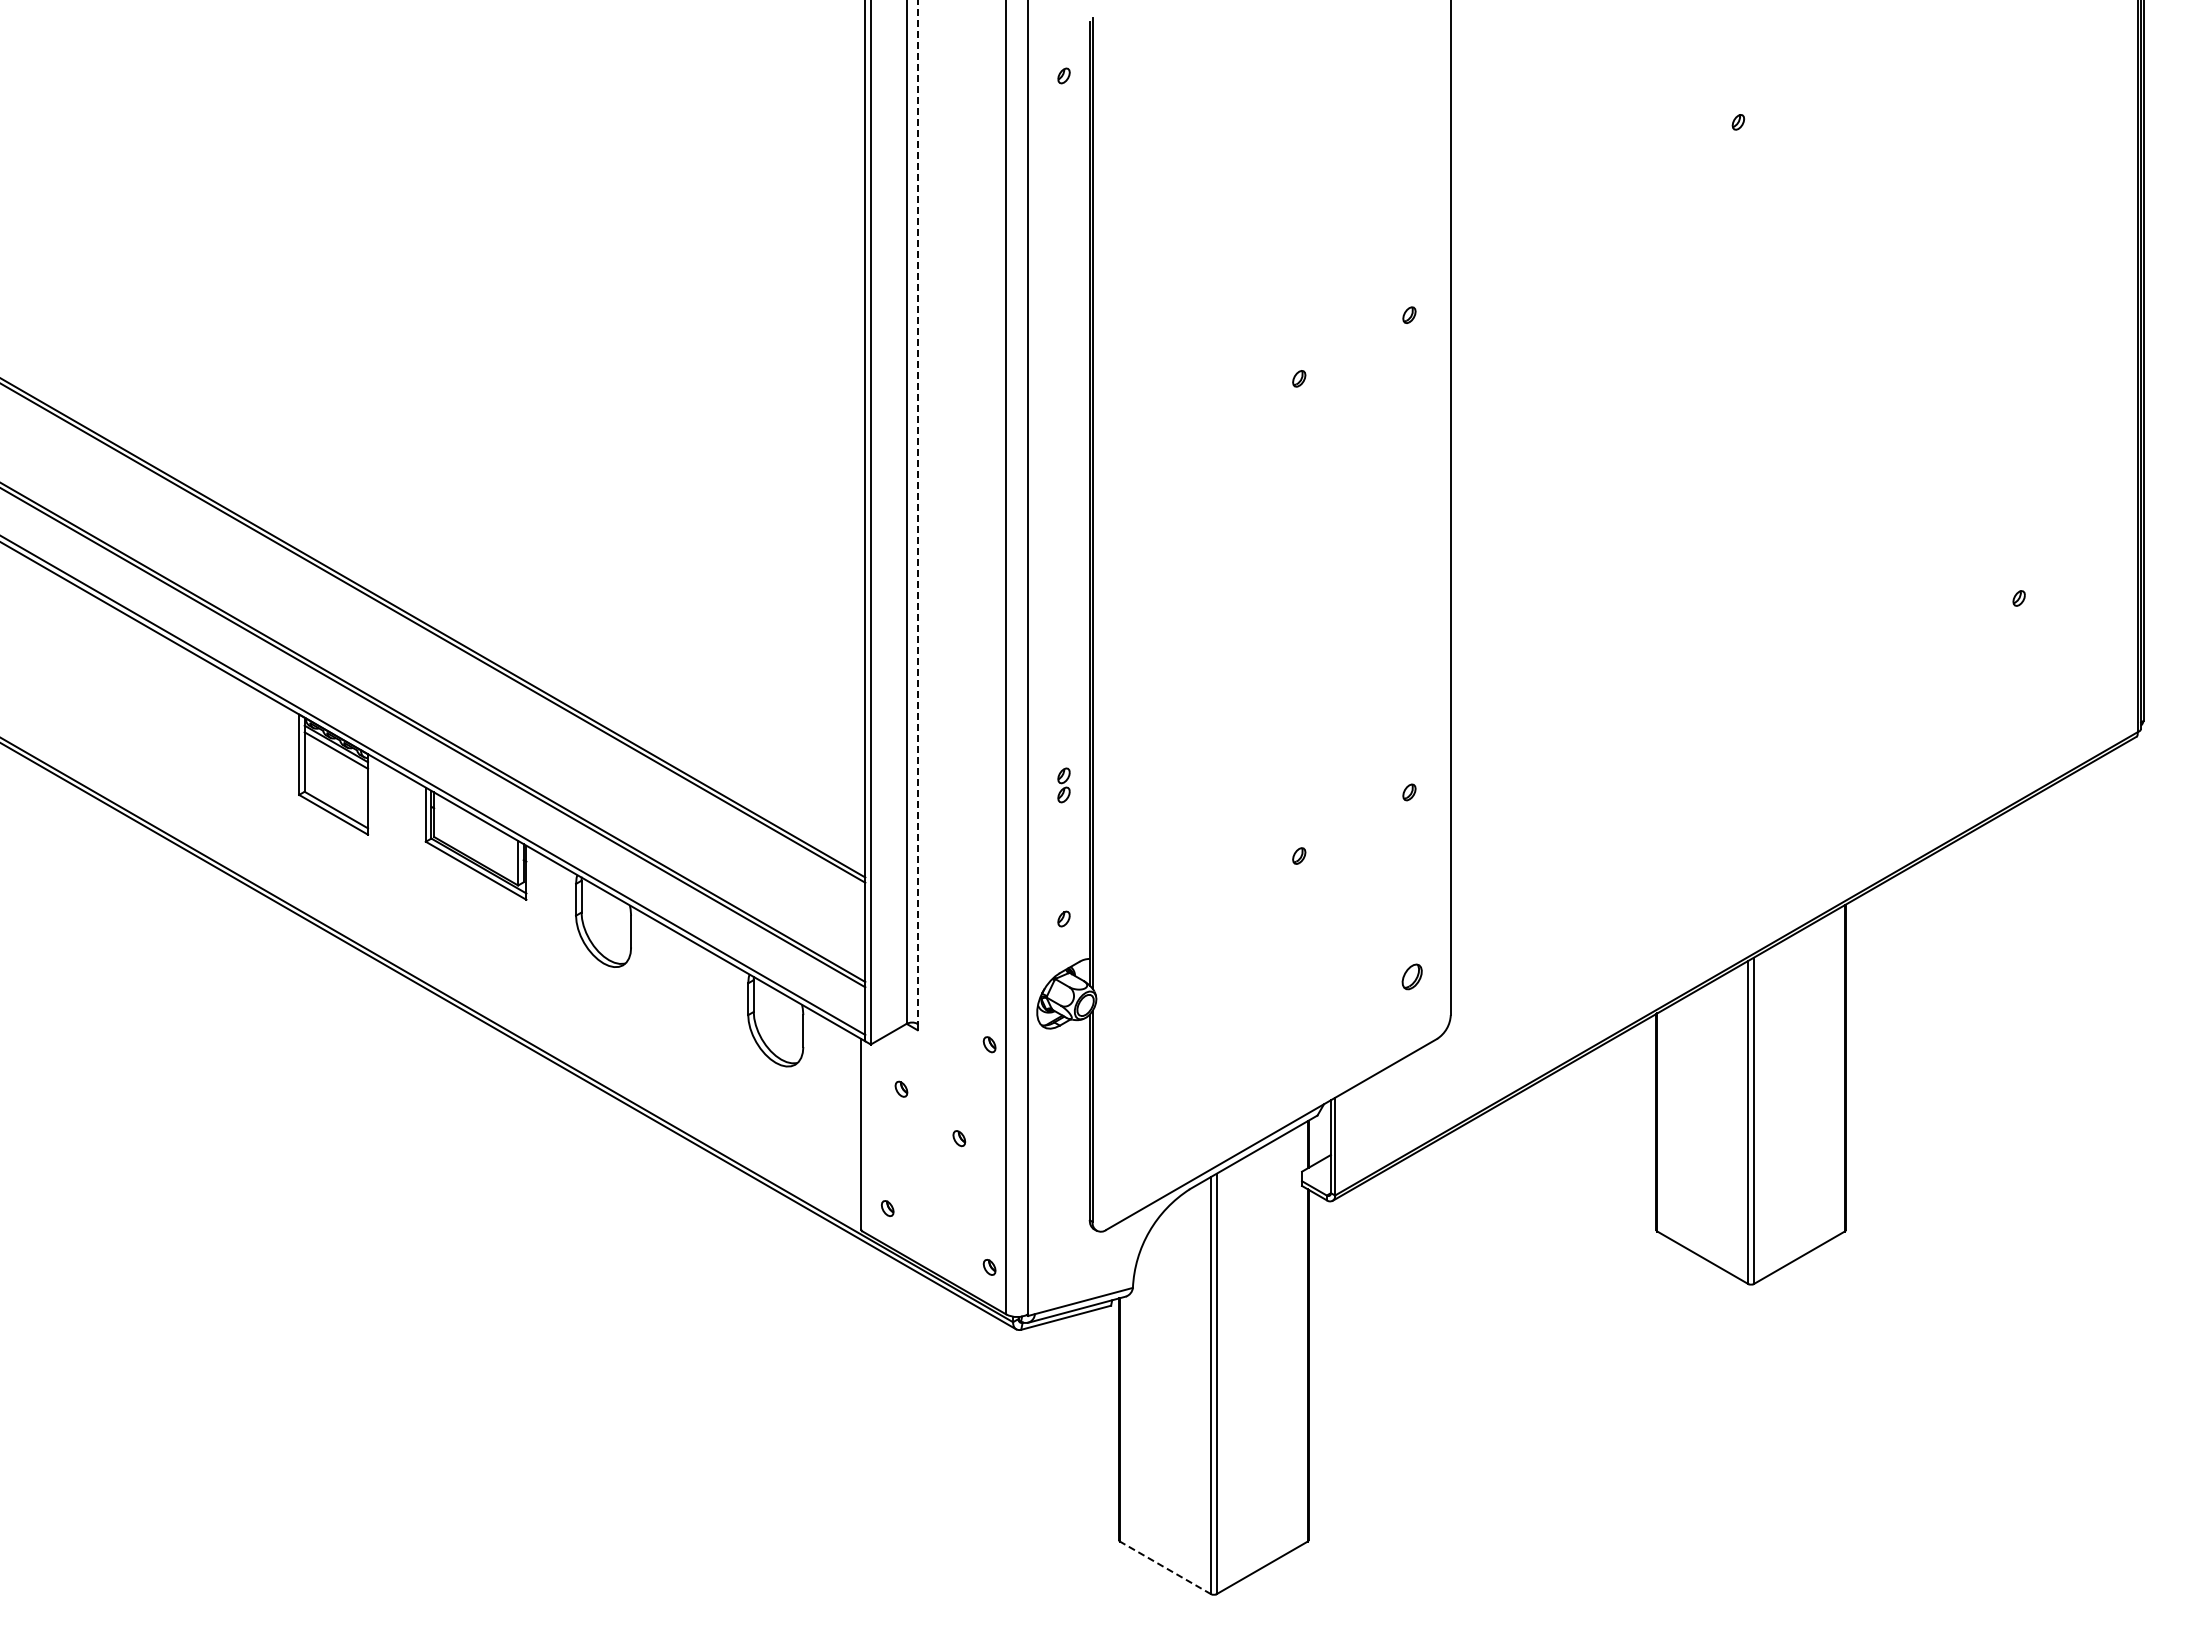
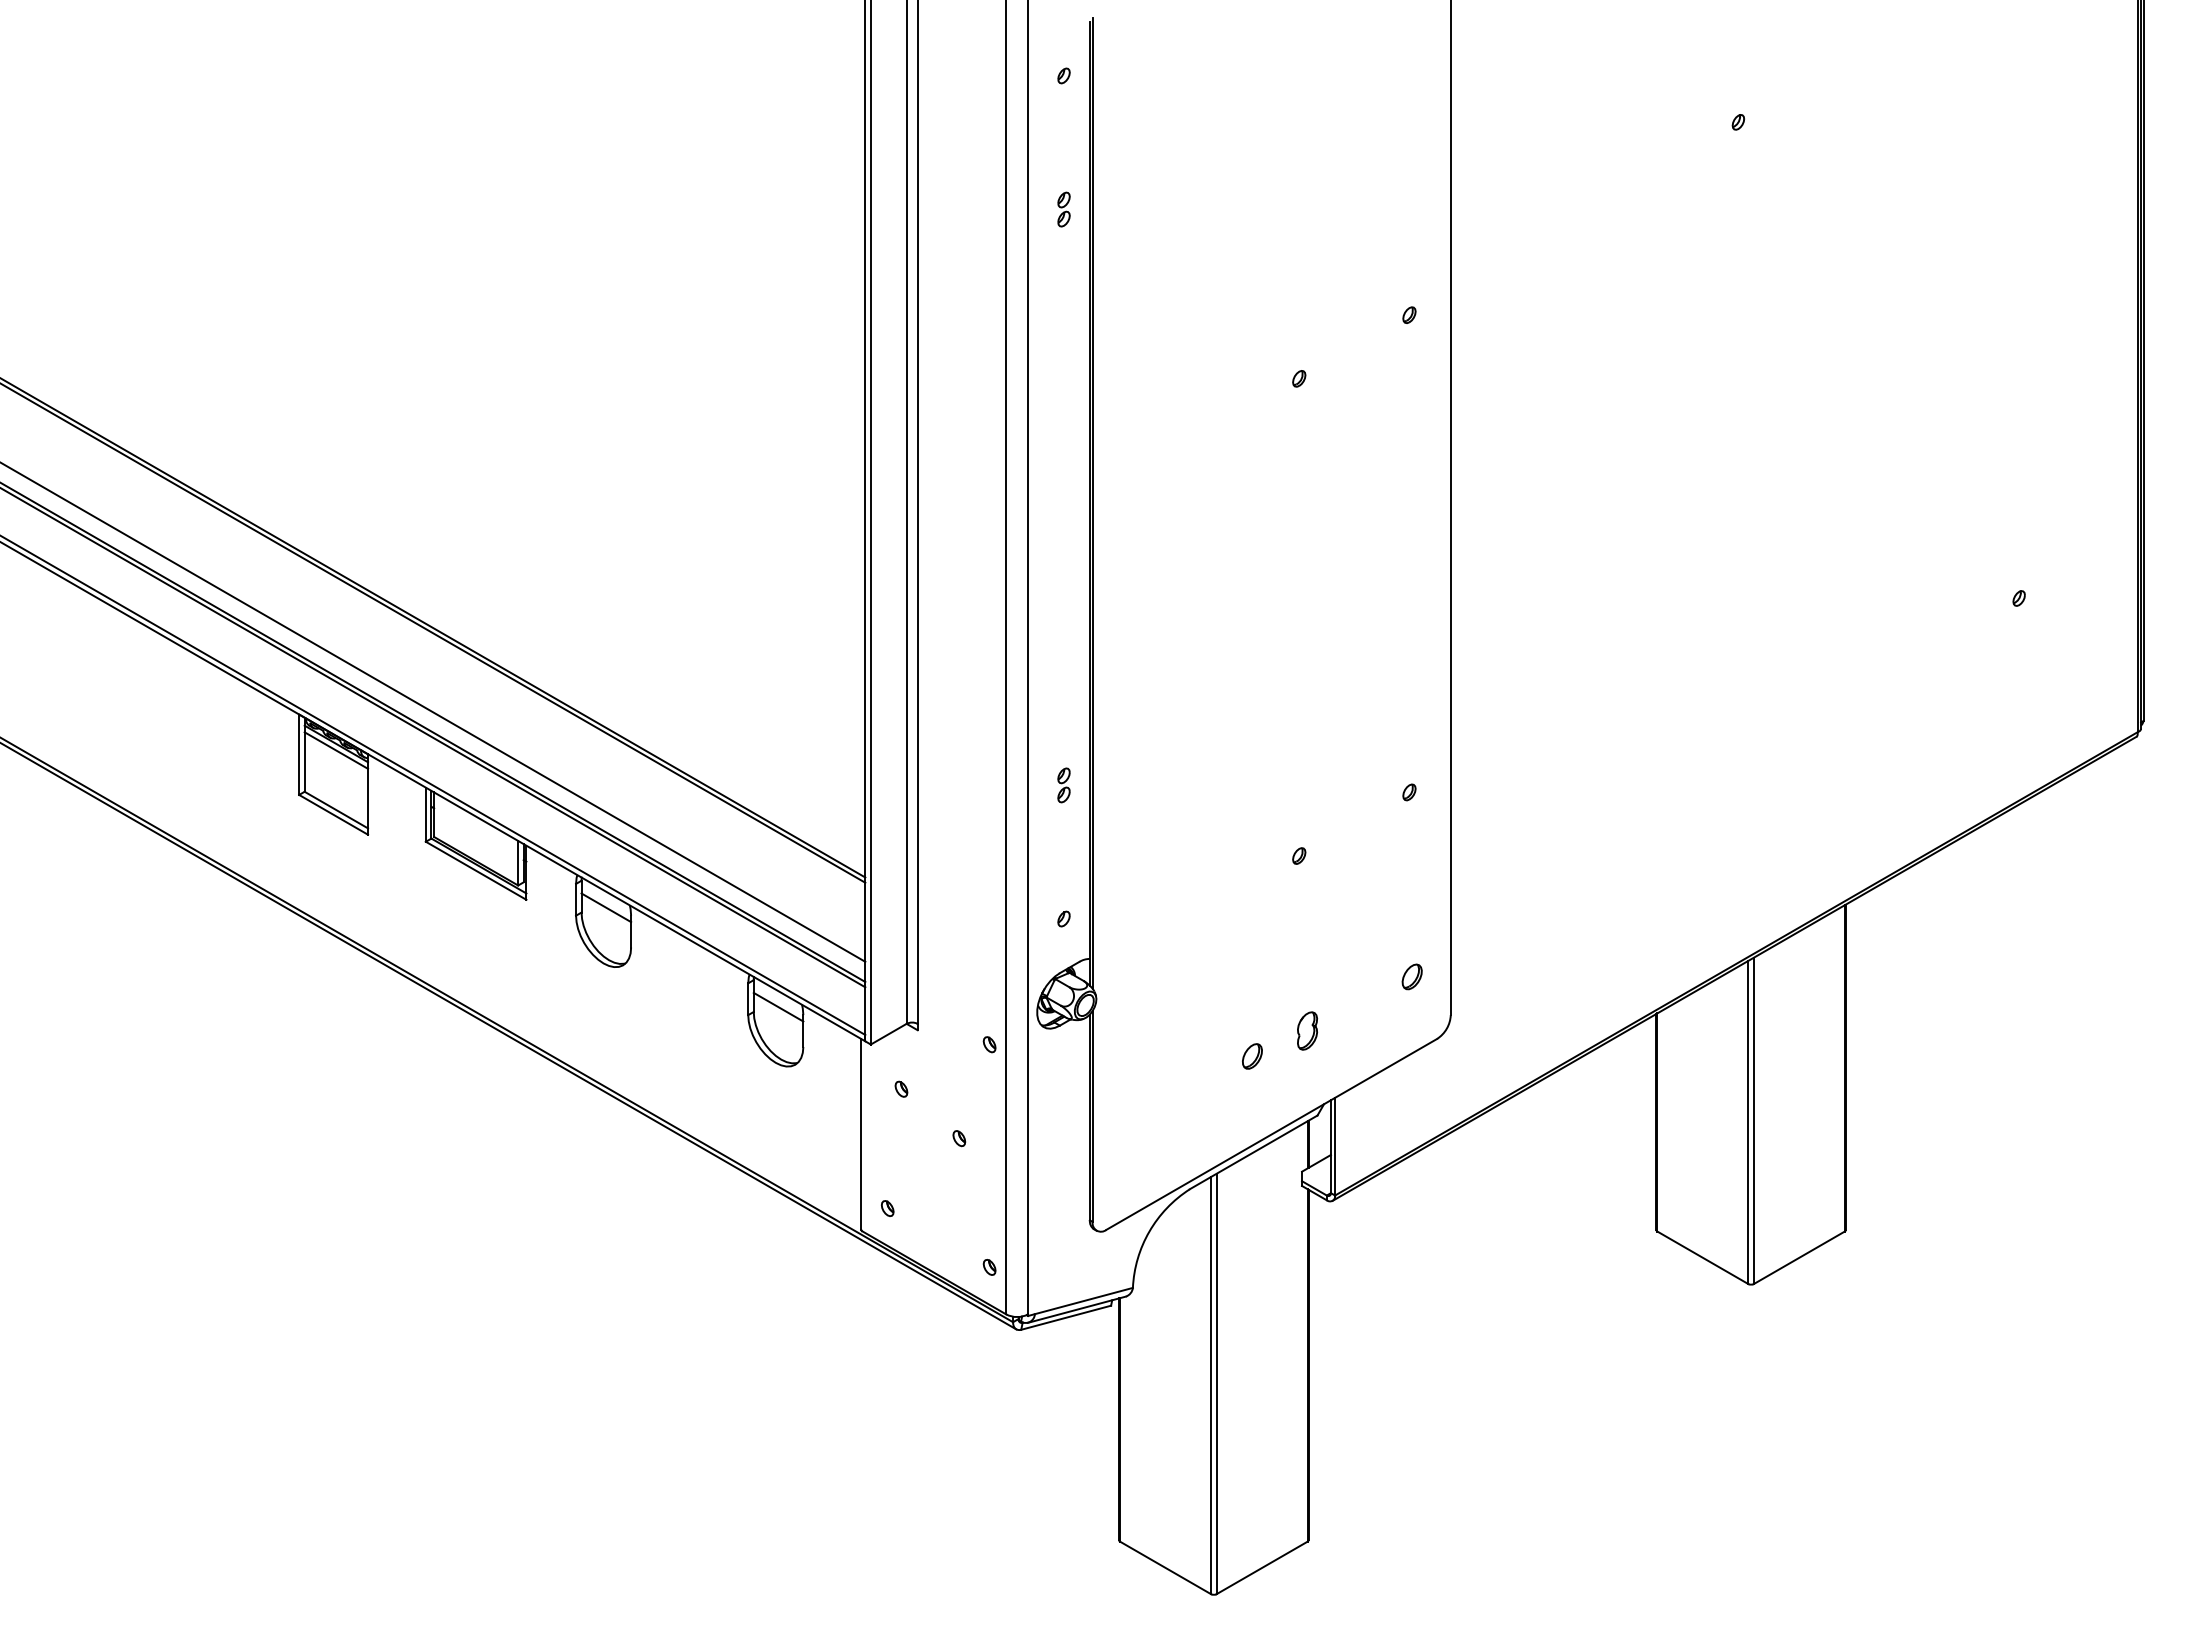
part: none -> present (1063, 209)
line: dashed -> solid (917, 512)
line: none -> present (433, 712)
line: none -> present (606, 907)
line: none -> present (778, 1006)
part: none -> present (1307, 1030)
part: none -> present (1252, 1056)
line: dashed -> solid (1165, 1567)
